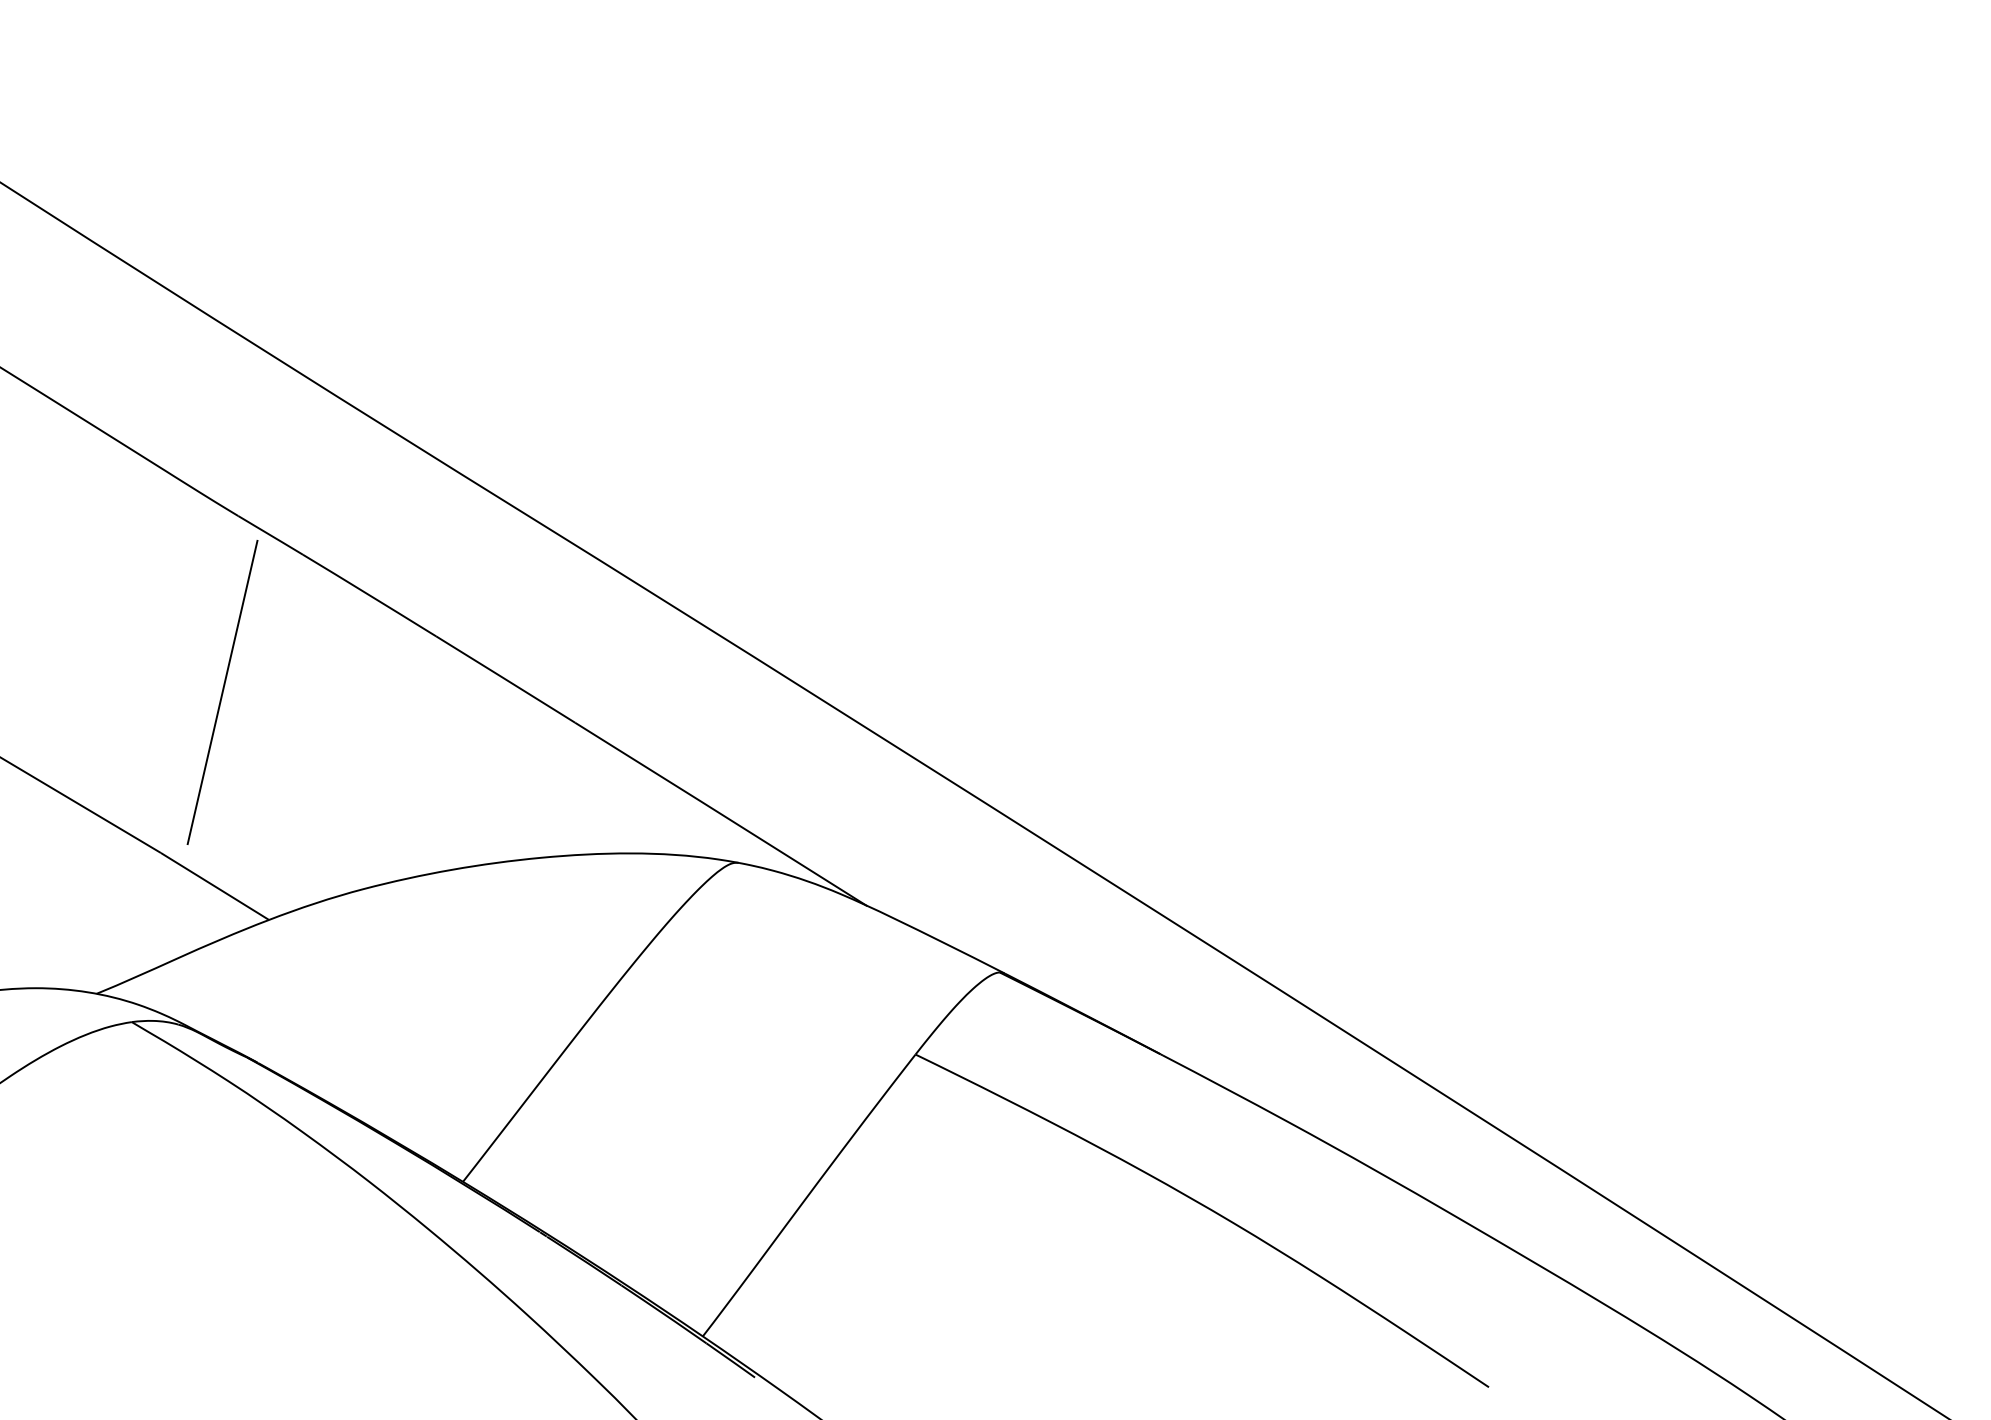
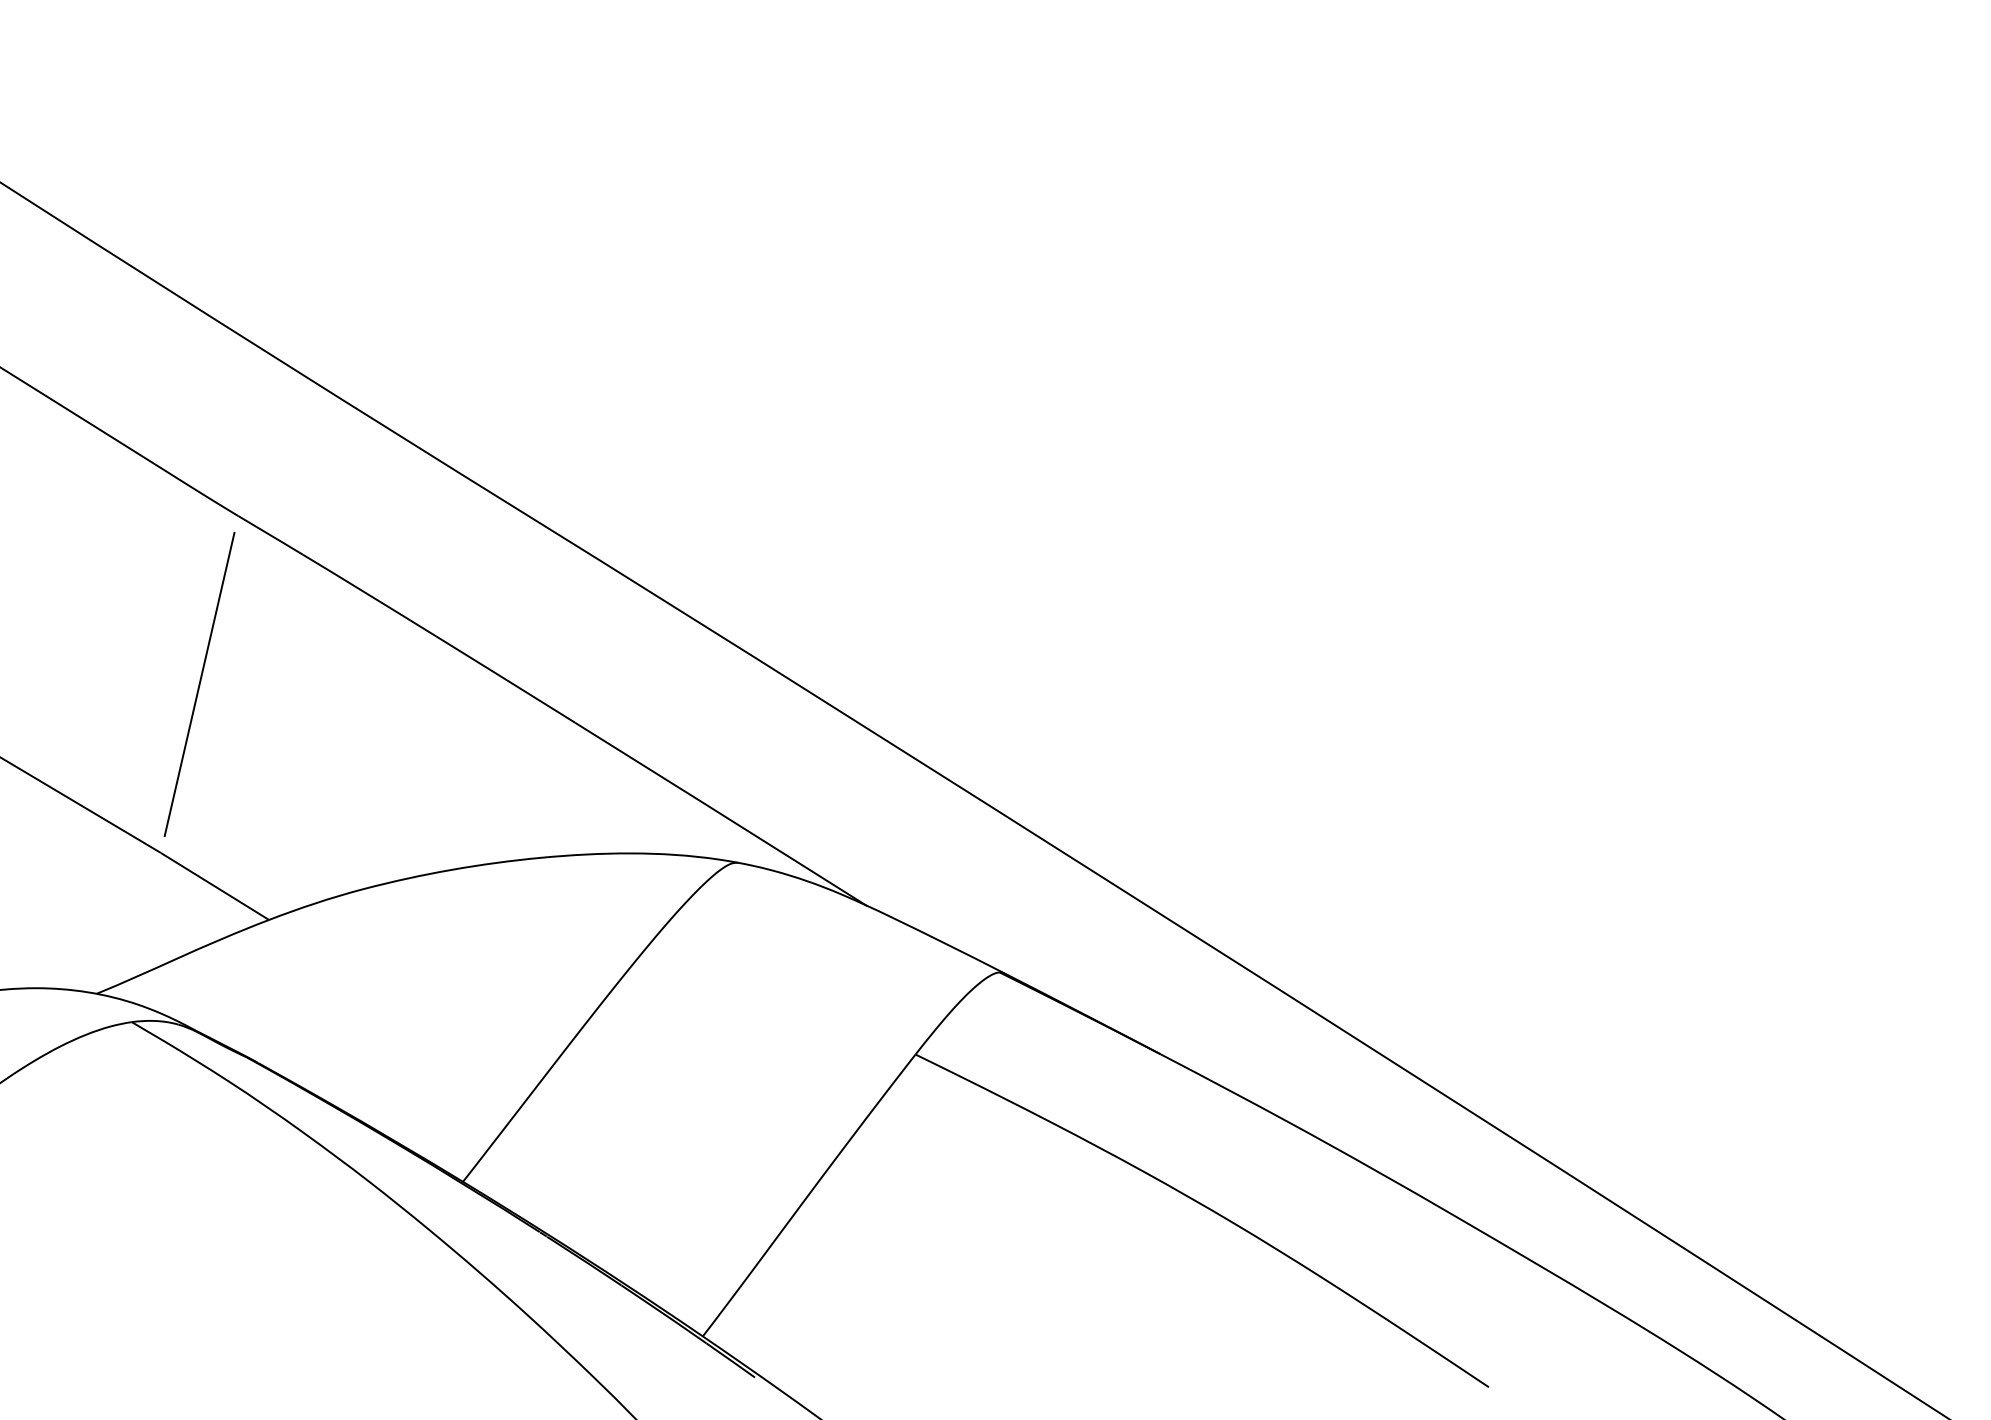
line position: (222, 692) -> (199, 684) (199, 684)
